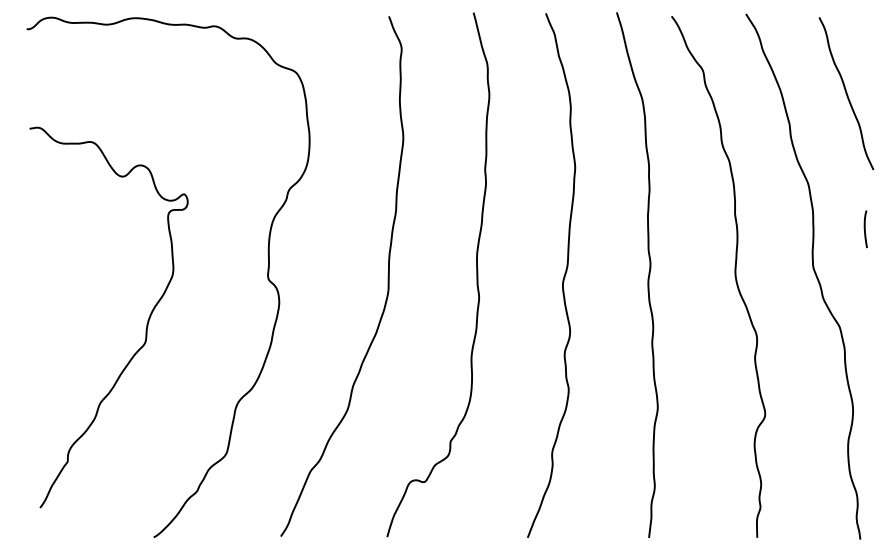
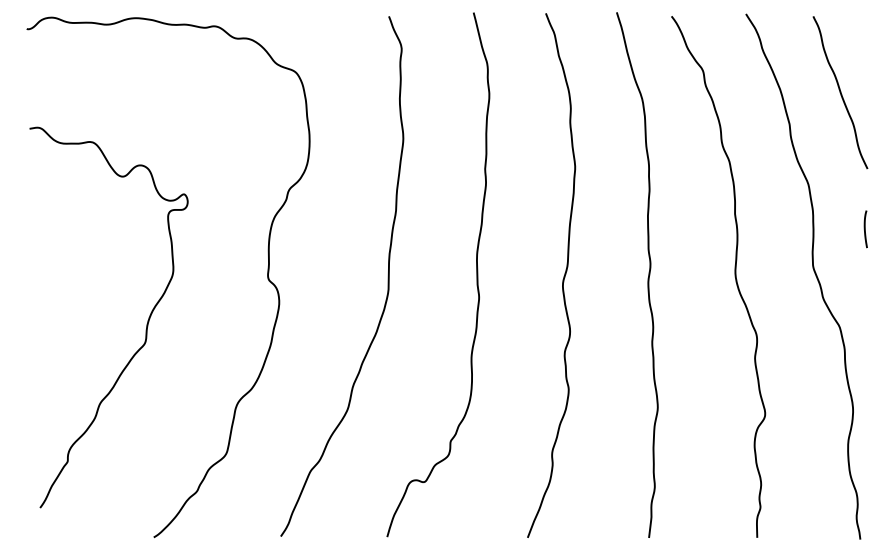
curve position: (846, 93) -> (840, 92) (840, 92)
